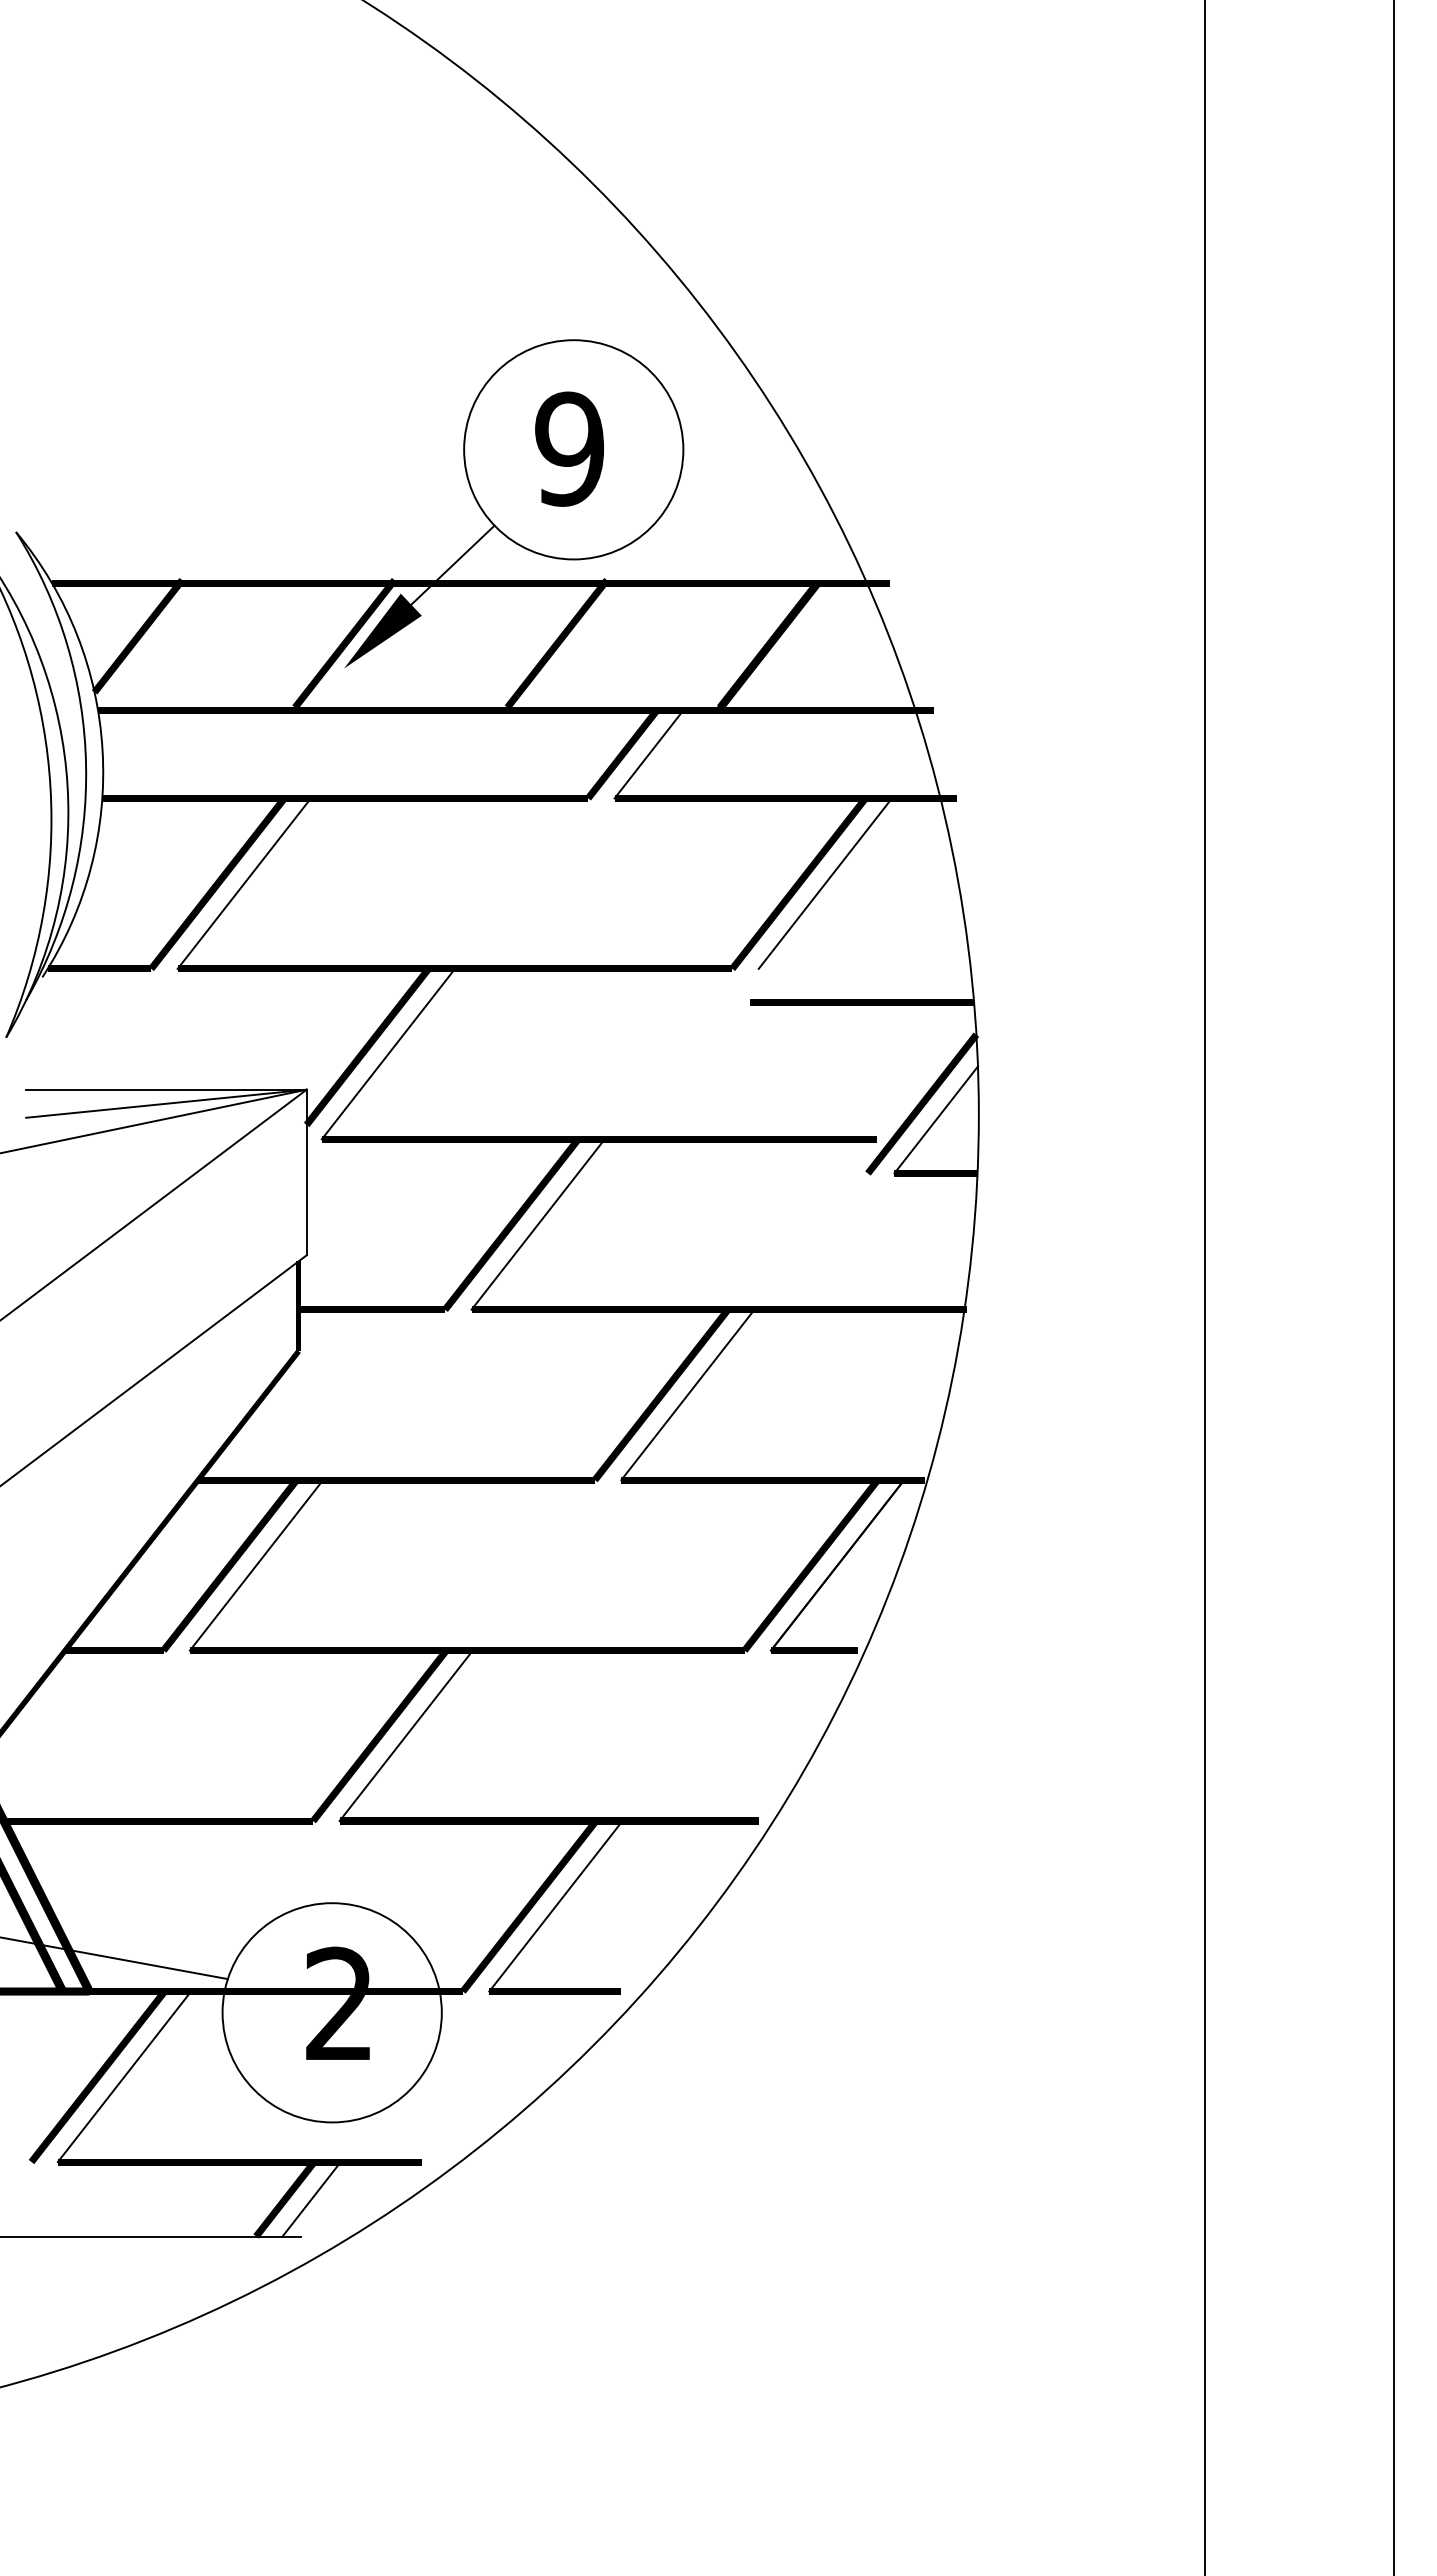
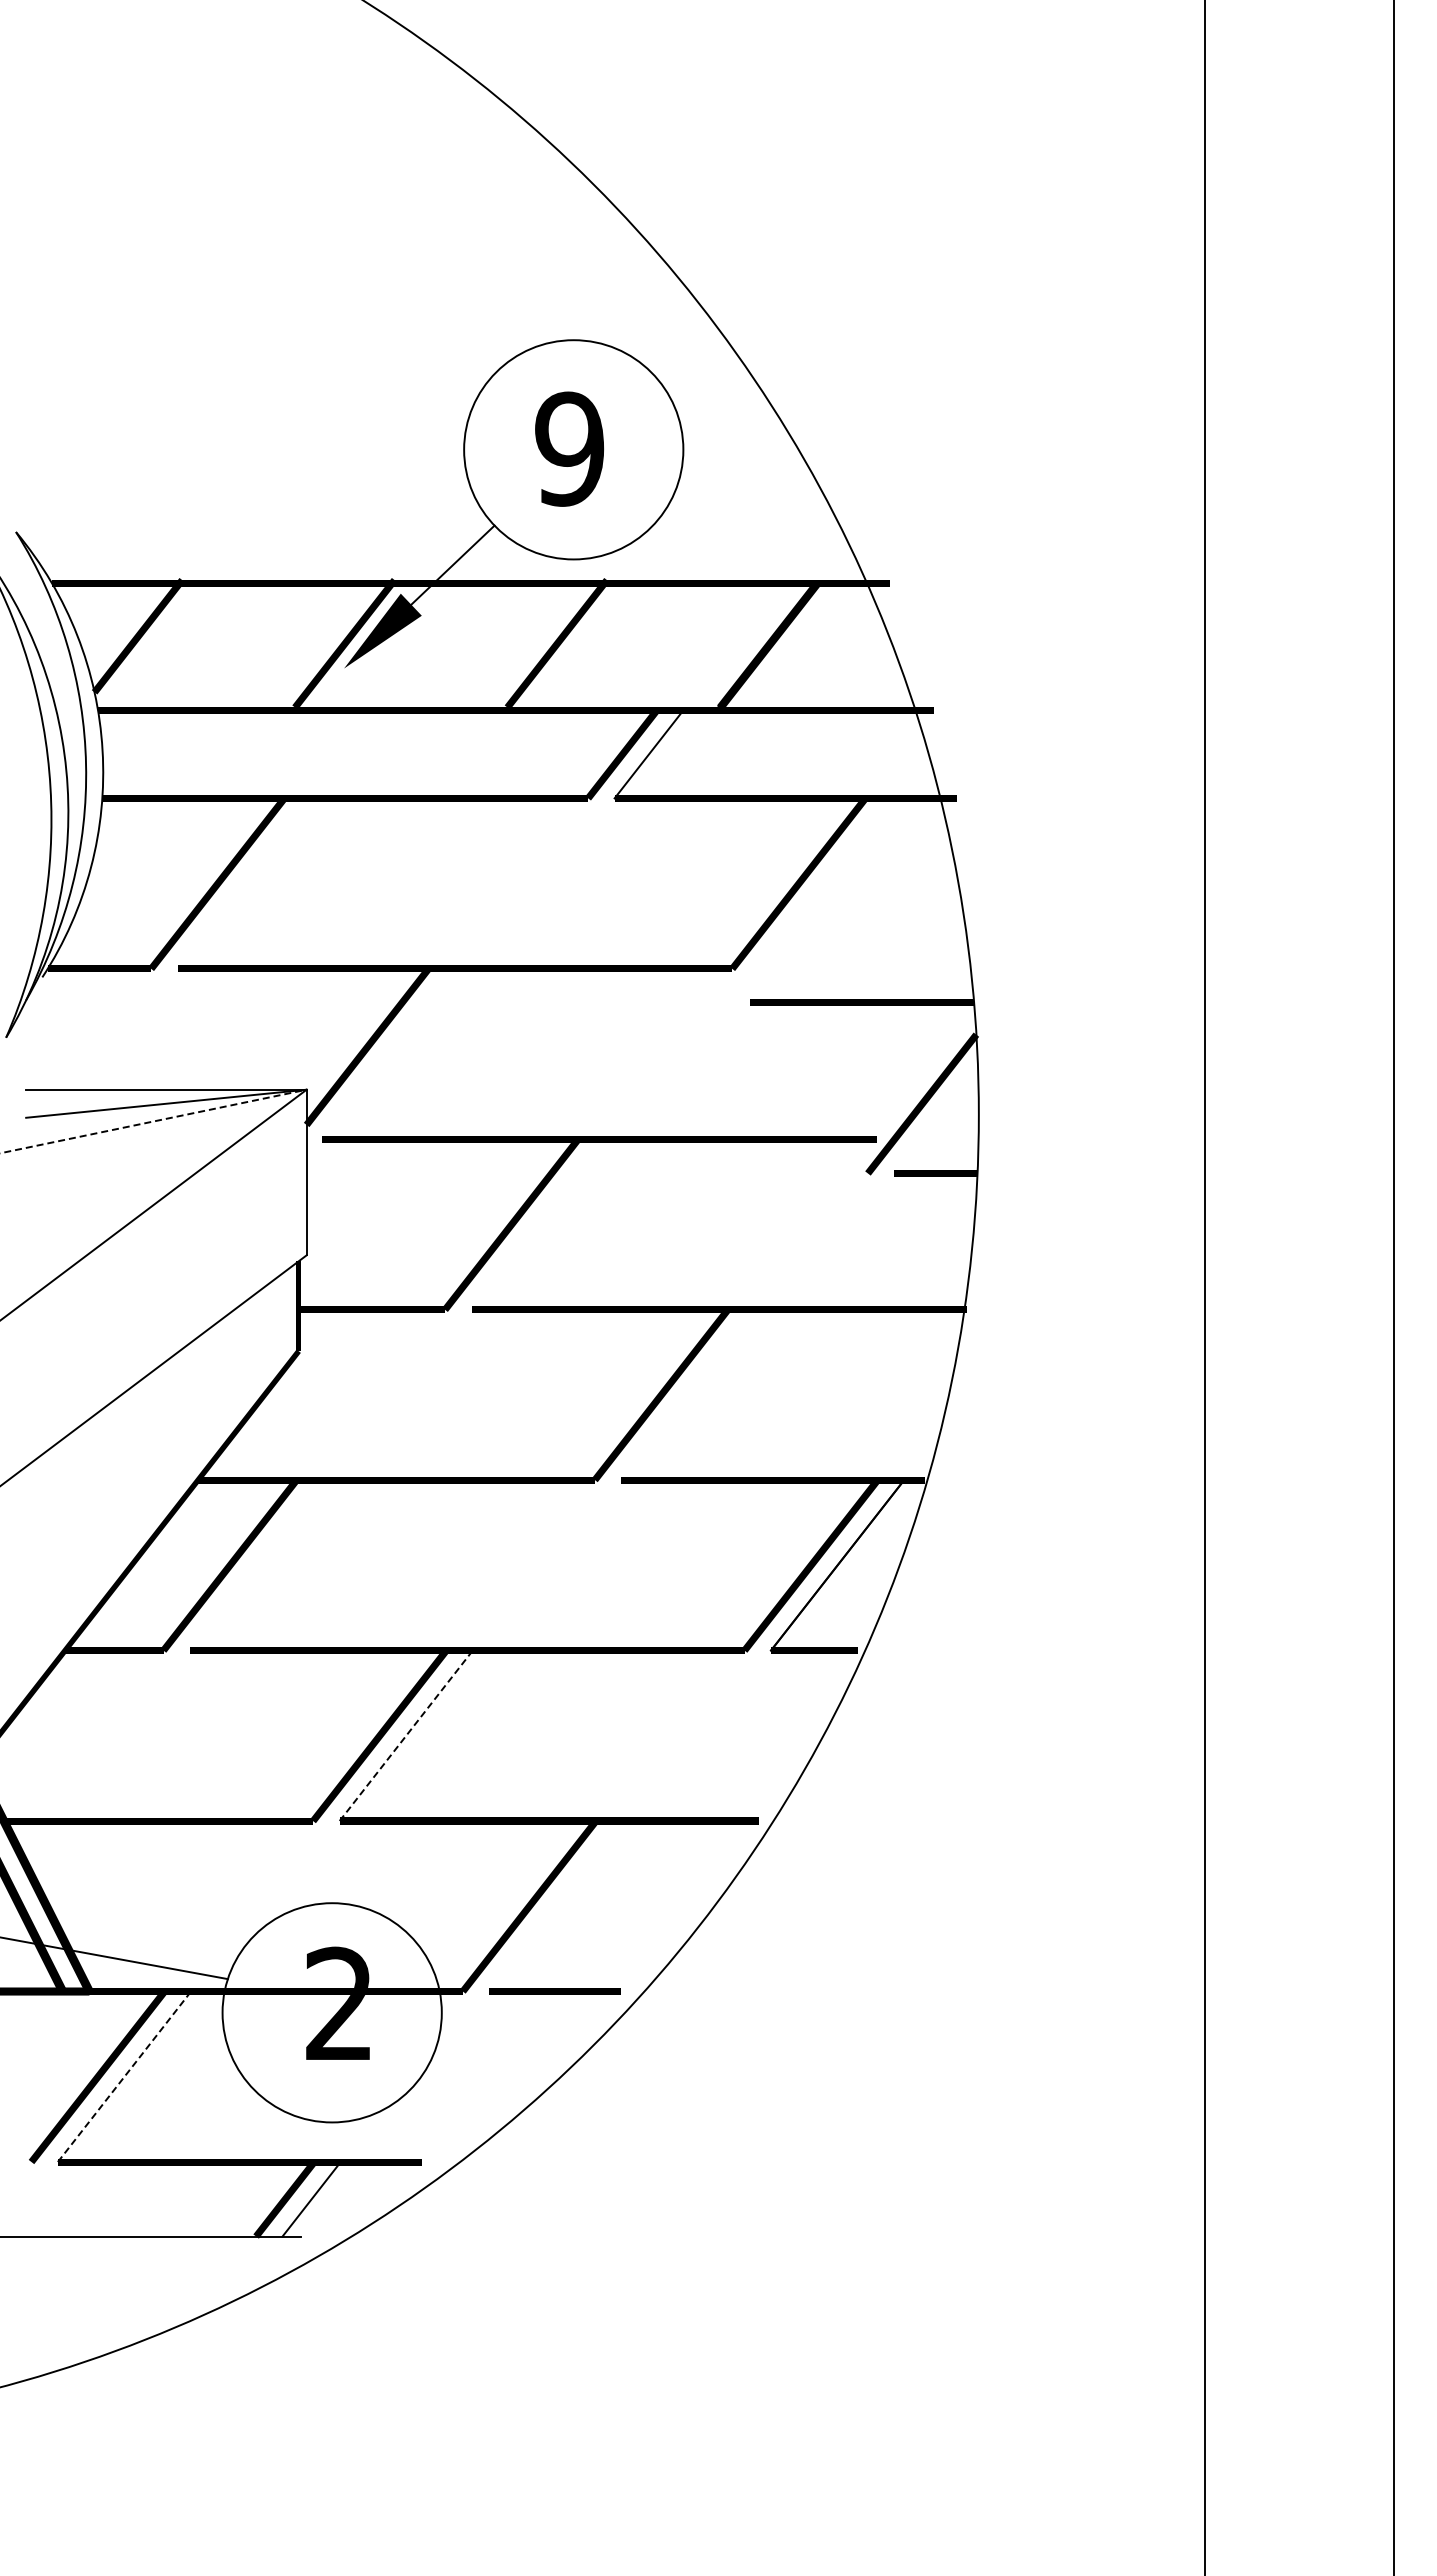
line: present -> none (243, 883)
line: present -> none (824, 883)
line: present -> none (387, 1053)
line: present -> none (935, 1119)
line: solid -> dashed (153, 1121)
line: present -> none (537, 1224)
line: present -> none (687, 1394)
line: present -> none (256, 1565)
line: solid -> dashed (406, 1735)
line: present -> none (555, 1906)
line: solid -> dashed (124, 2076)
